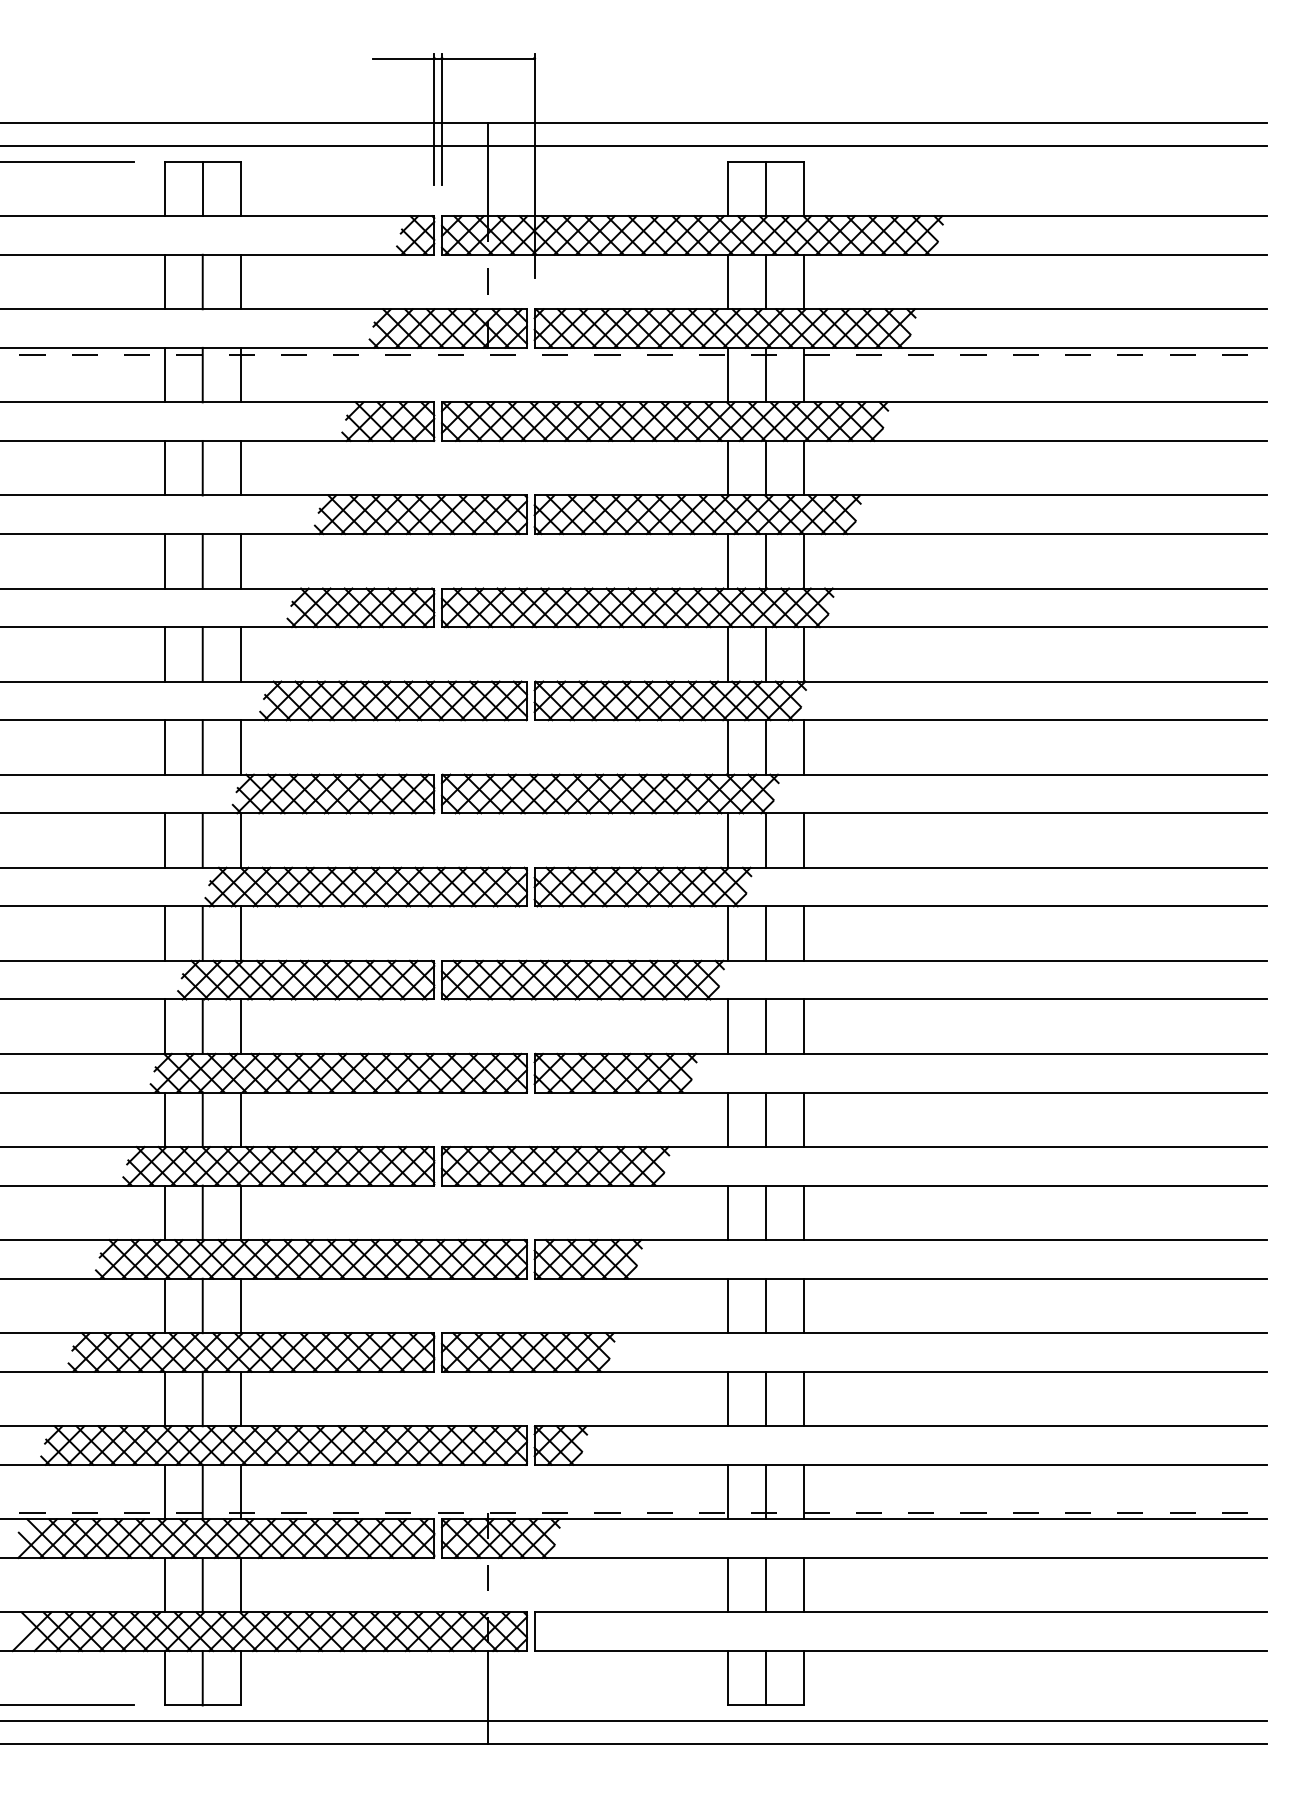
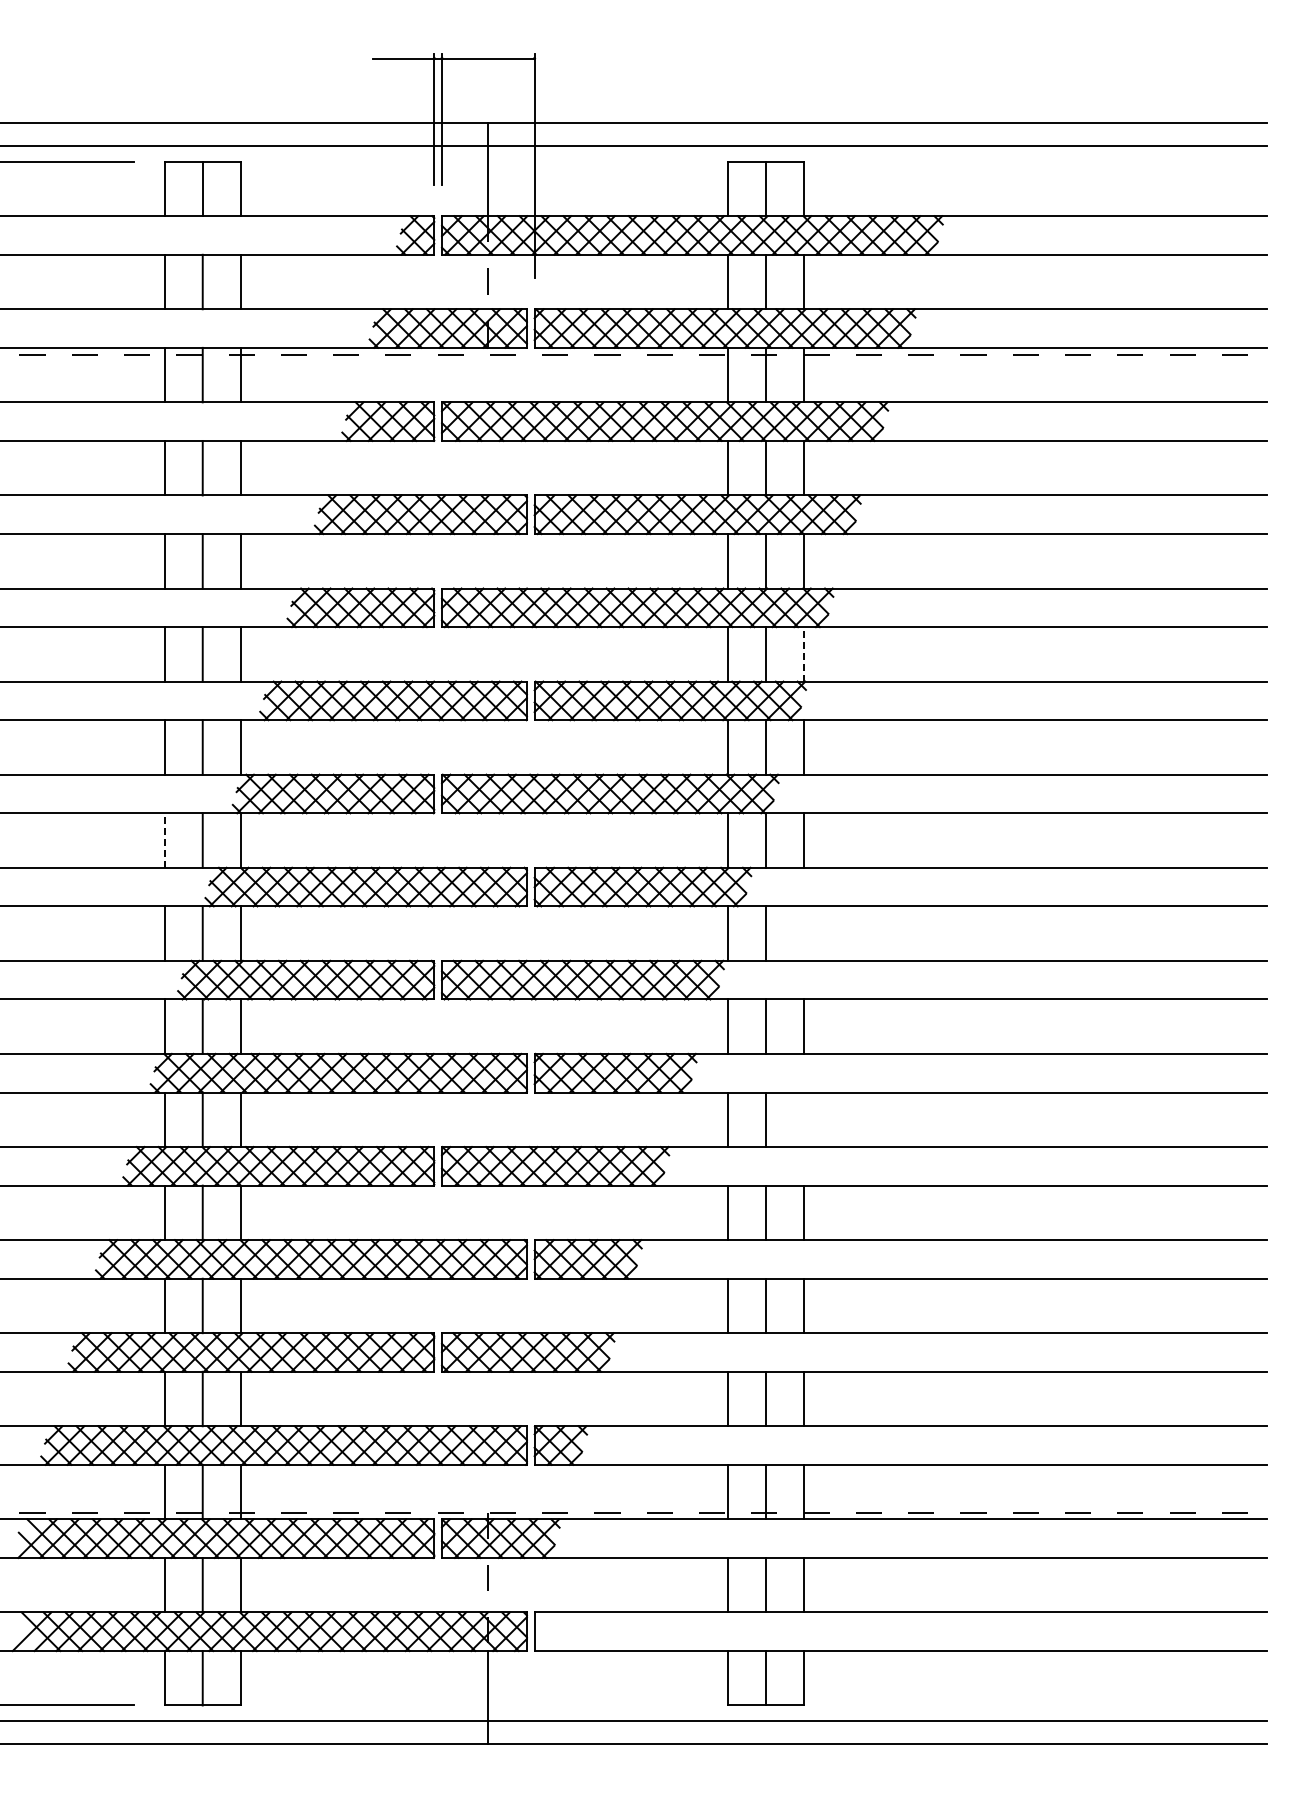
line: solid -> dashed (804, 653)
line: solid -> dashed (164, 840)
line: present -> none (804, 933)
line: present -> none (804, 1119)
